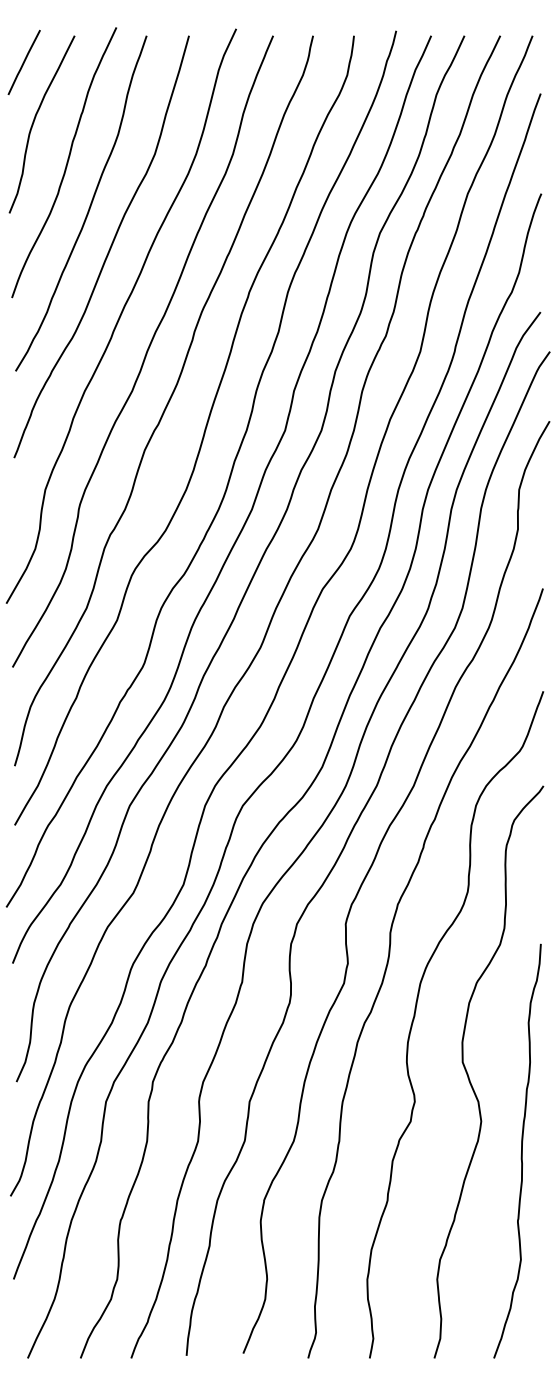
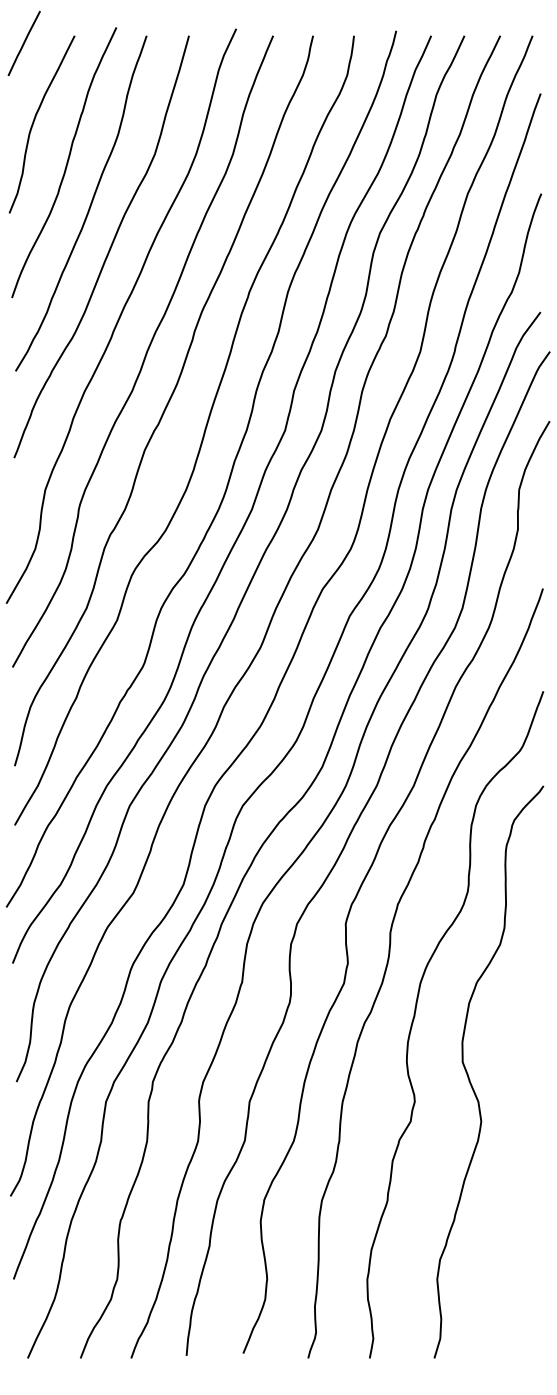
line position: (23, 61) -> (23, 42) (23, 42)
curve: present -> none (521, 1150)
